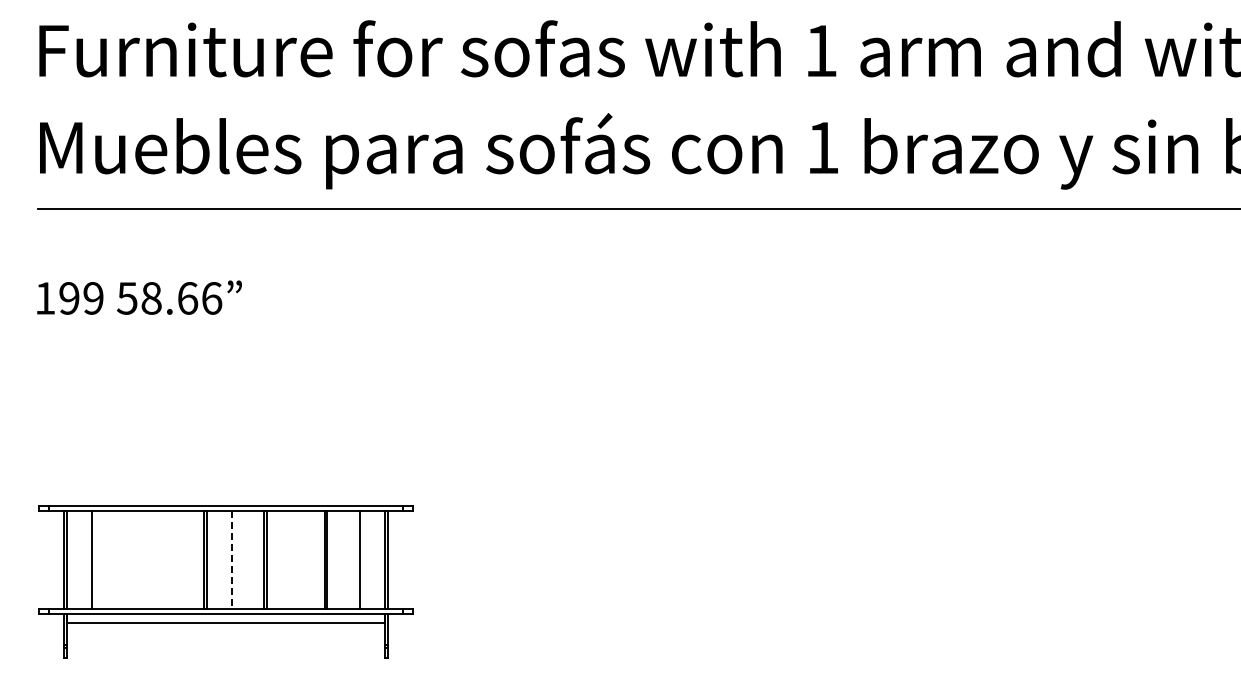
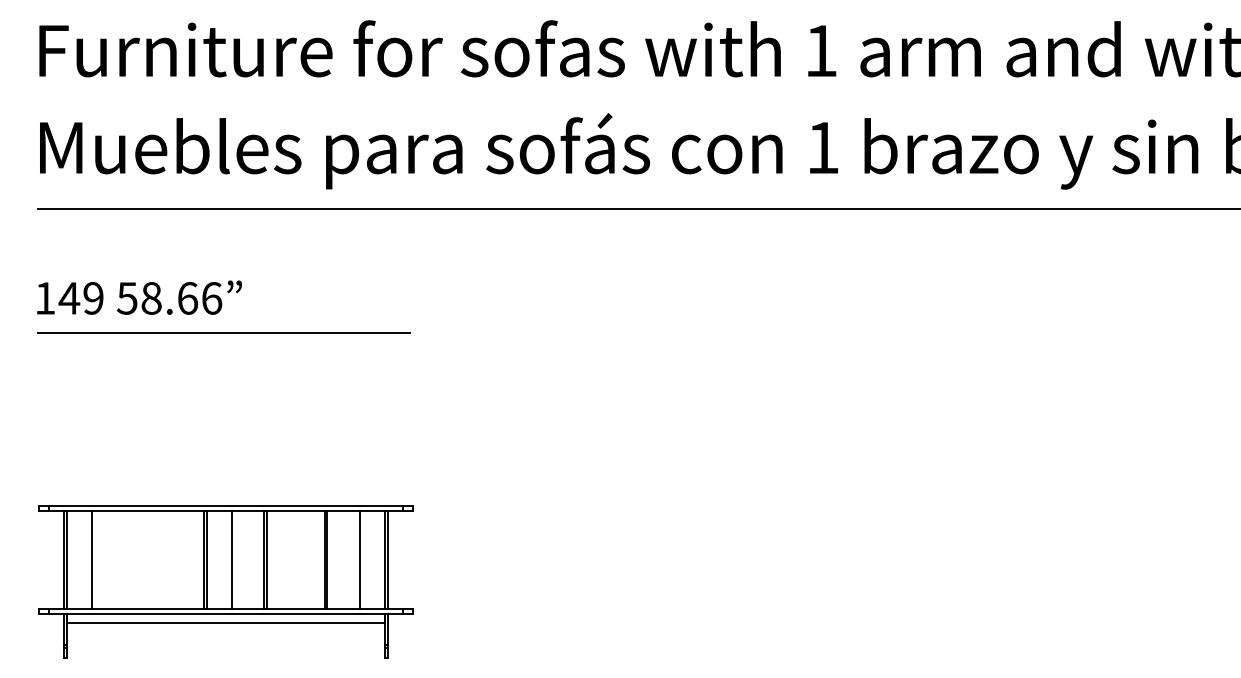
text: 199 -> 149 (69, 298)
line: none -> present (223, 333)
line: dashed -> solid (232, 560)
